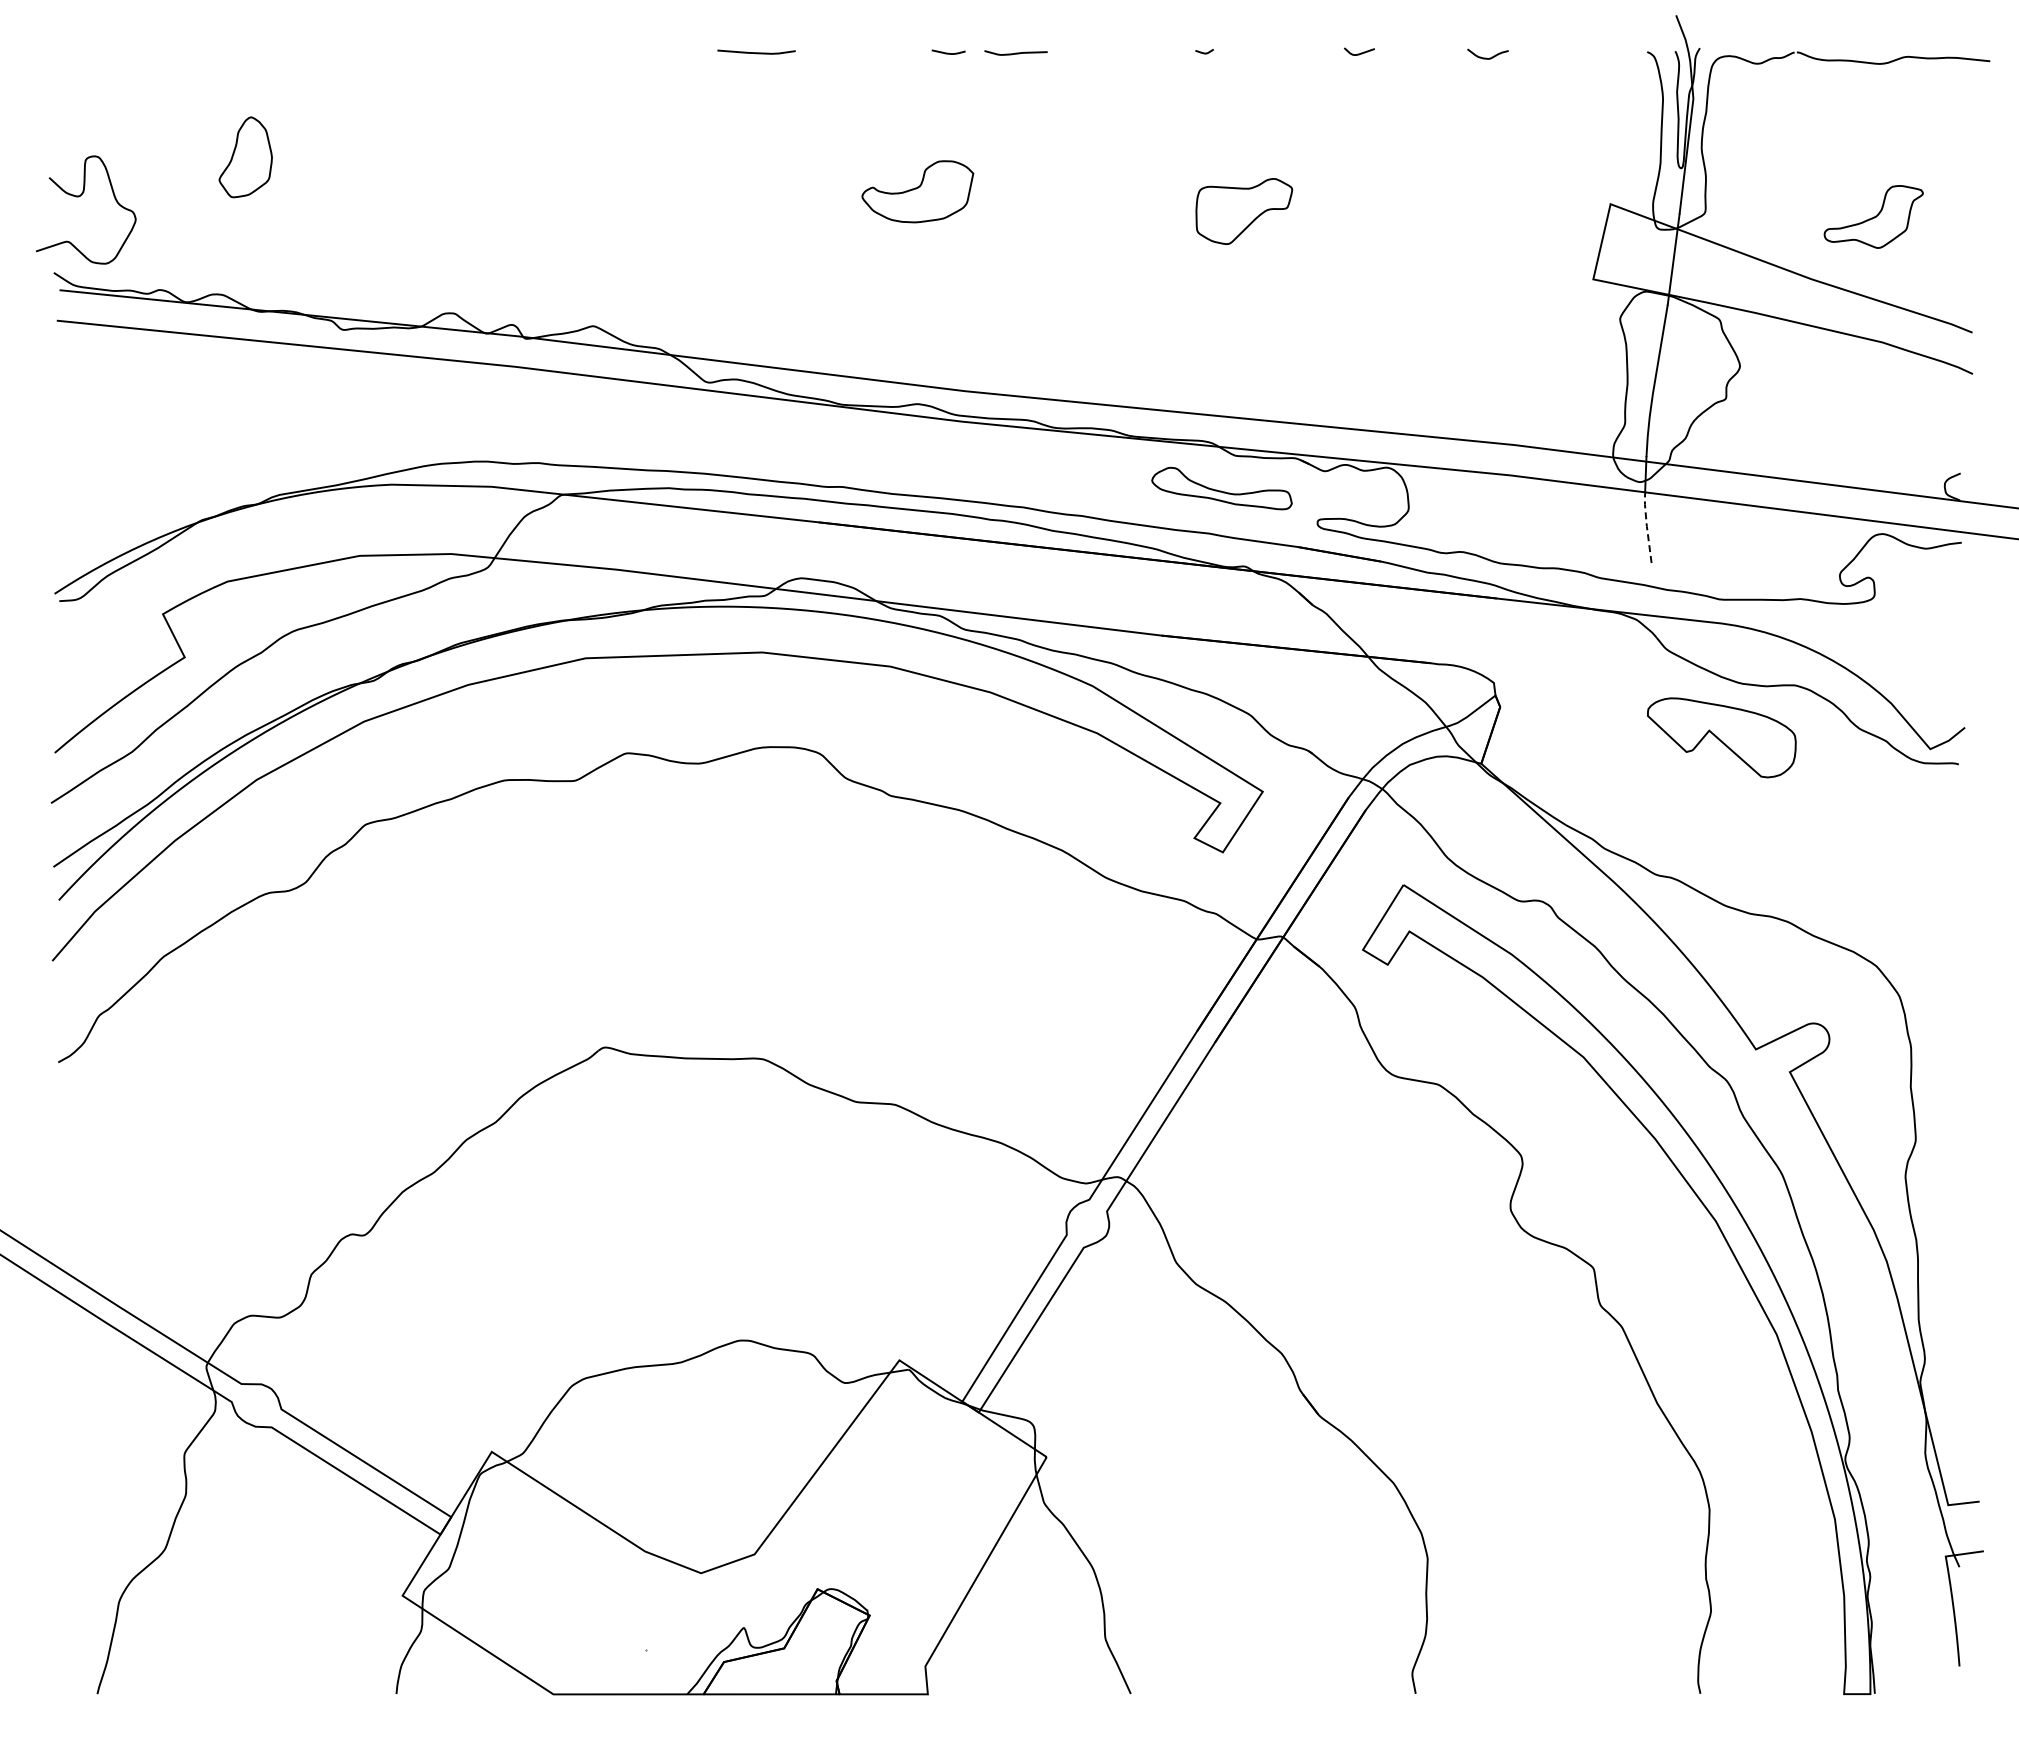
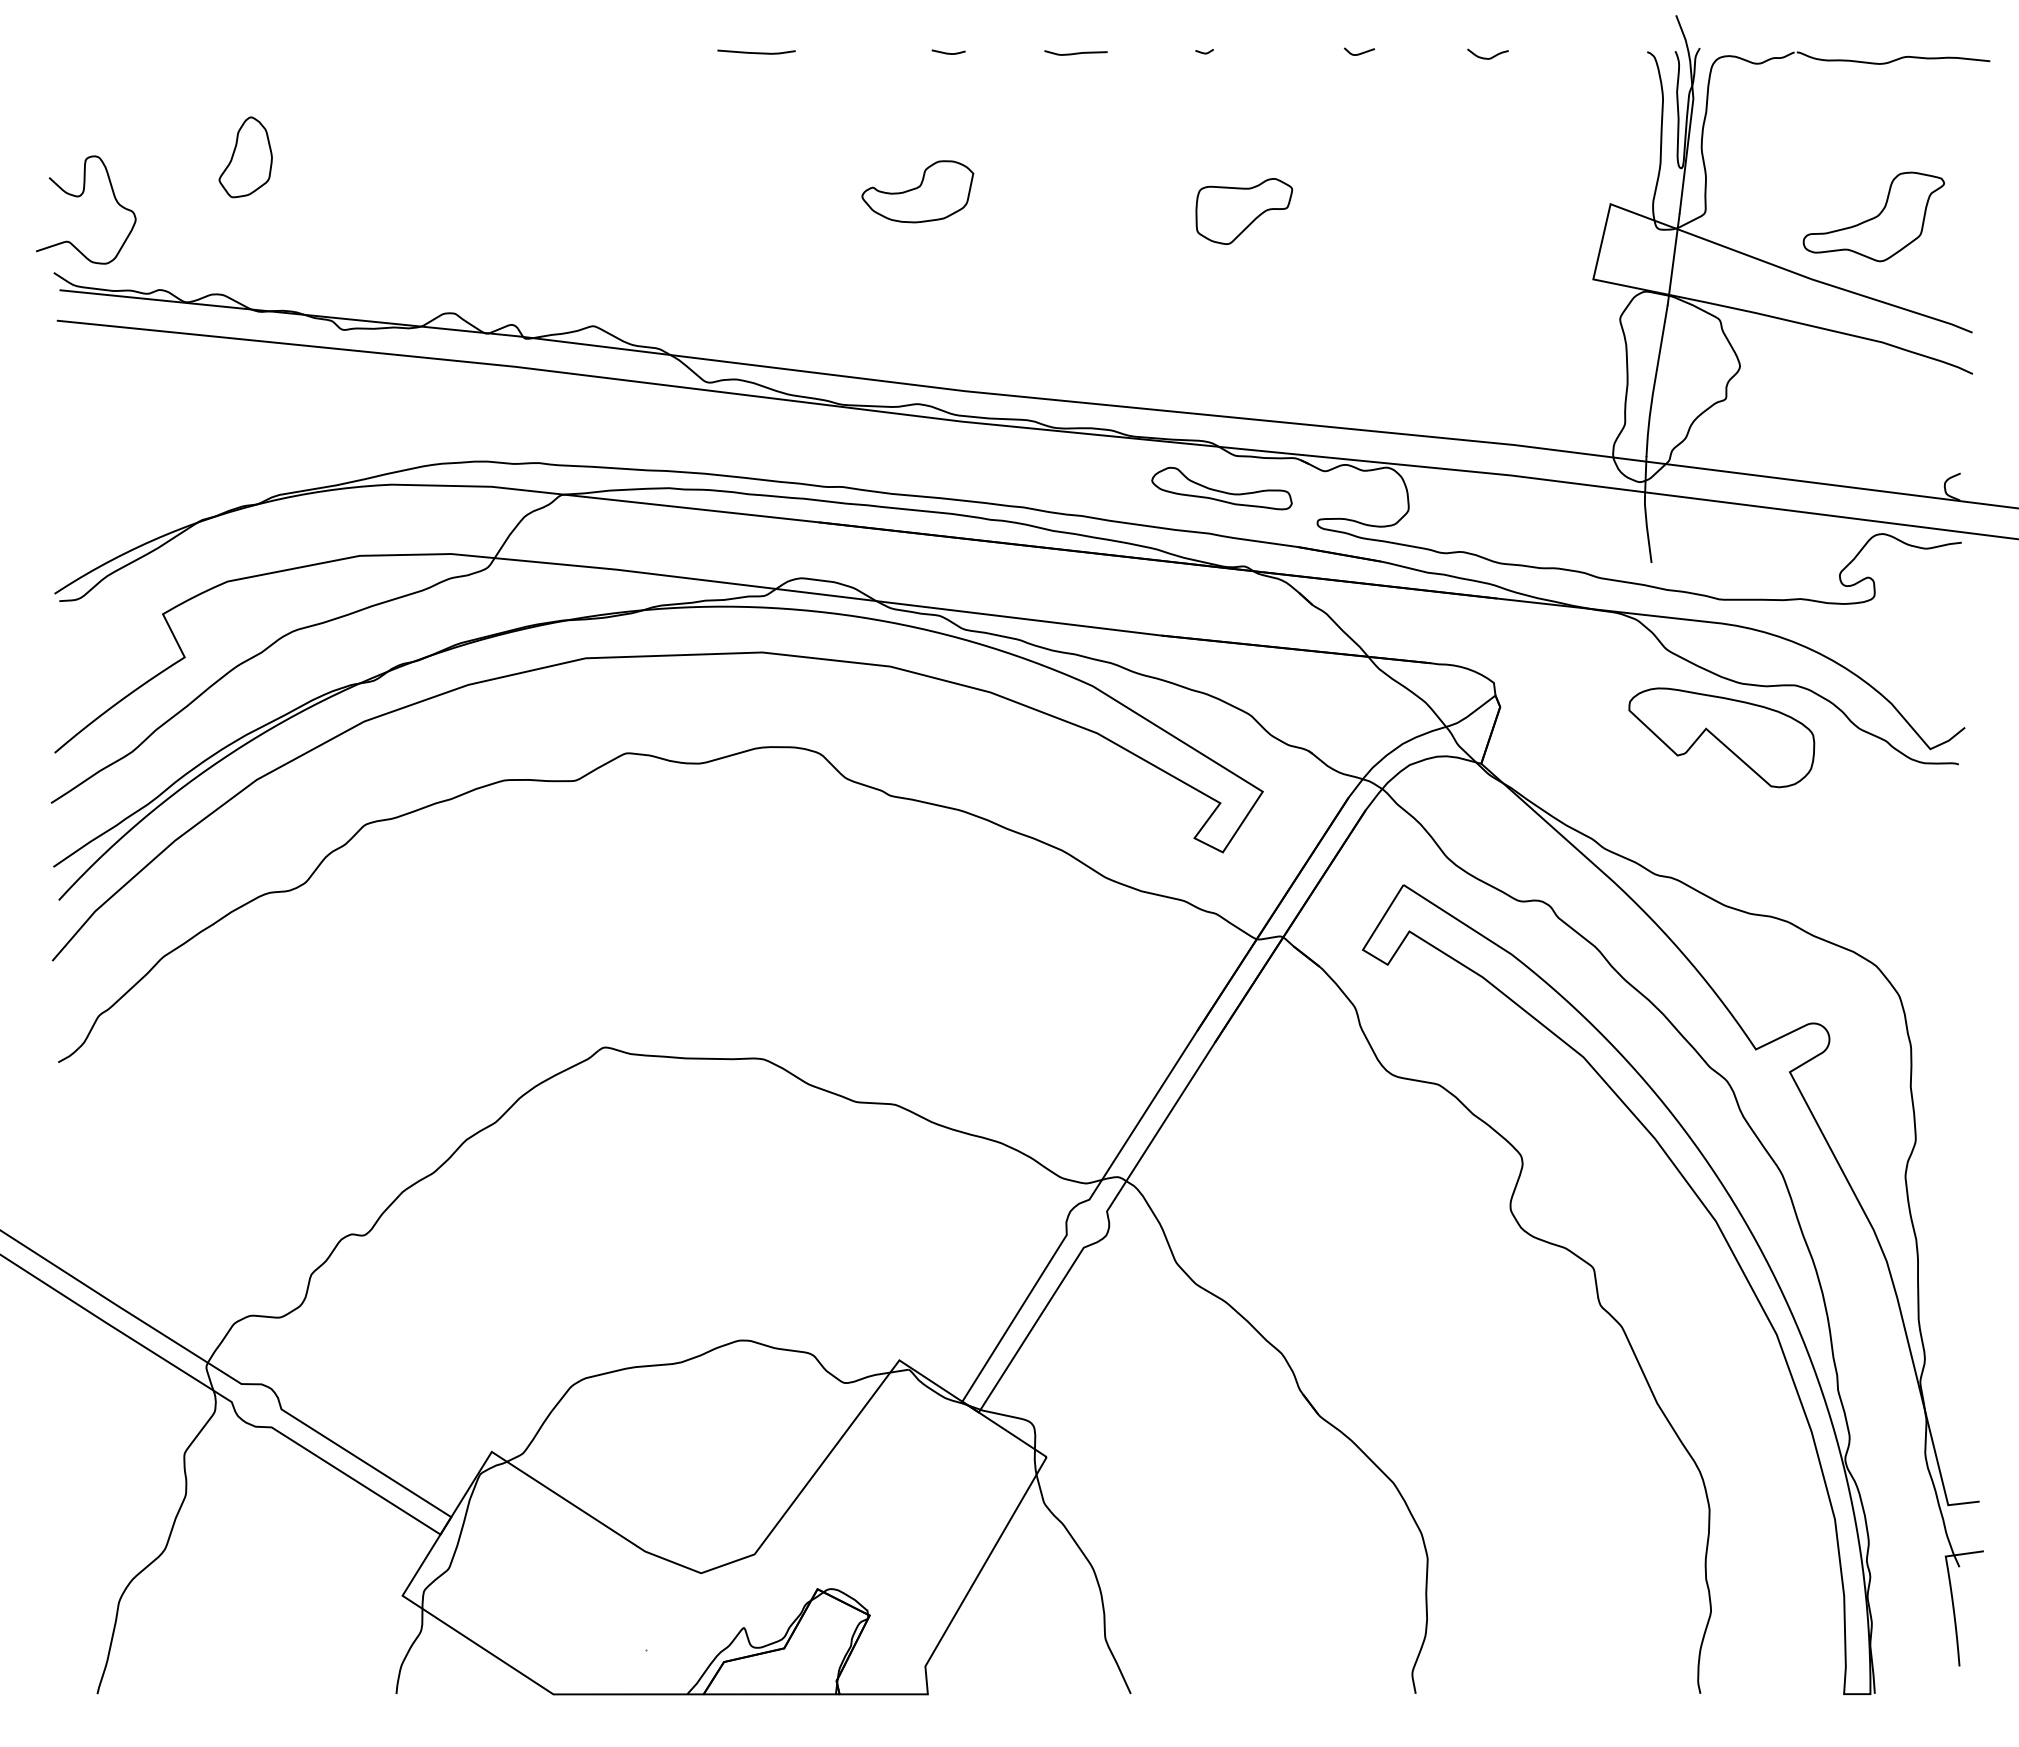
curve position: (1015, 52) -> (1075, 52) (1075, 52)
part size: 101x64 px -> 143x92 px (1873, 216)
line: dashed -> solid (1647, 528)
part size: 150x82 px -> 188x102 px (1721, 737)
